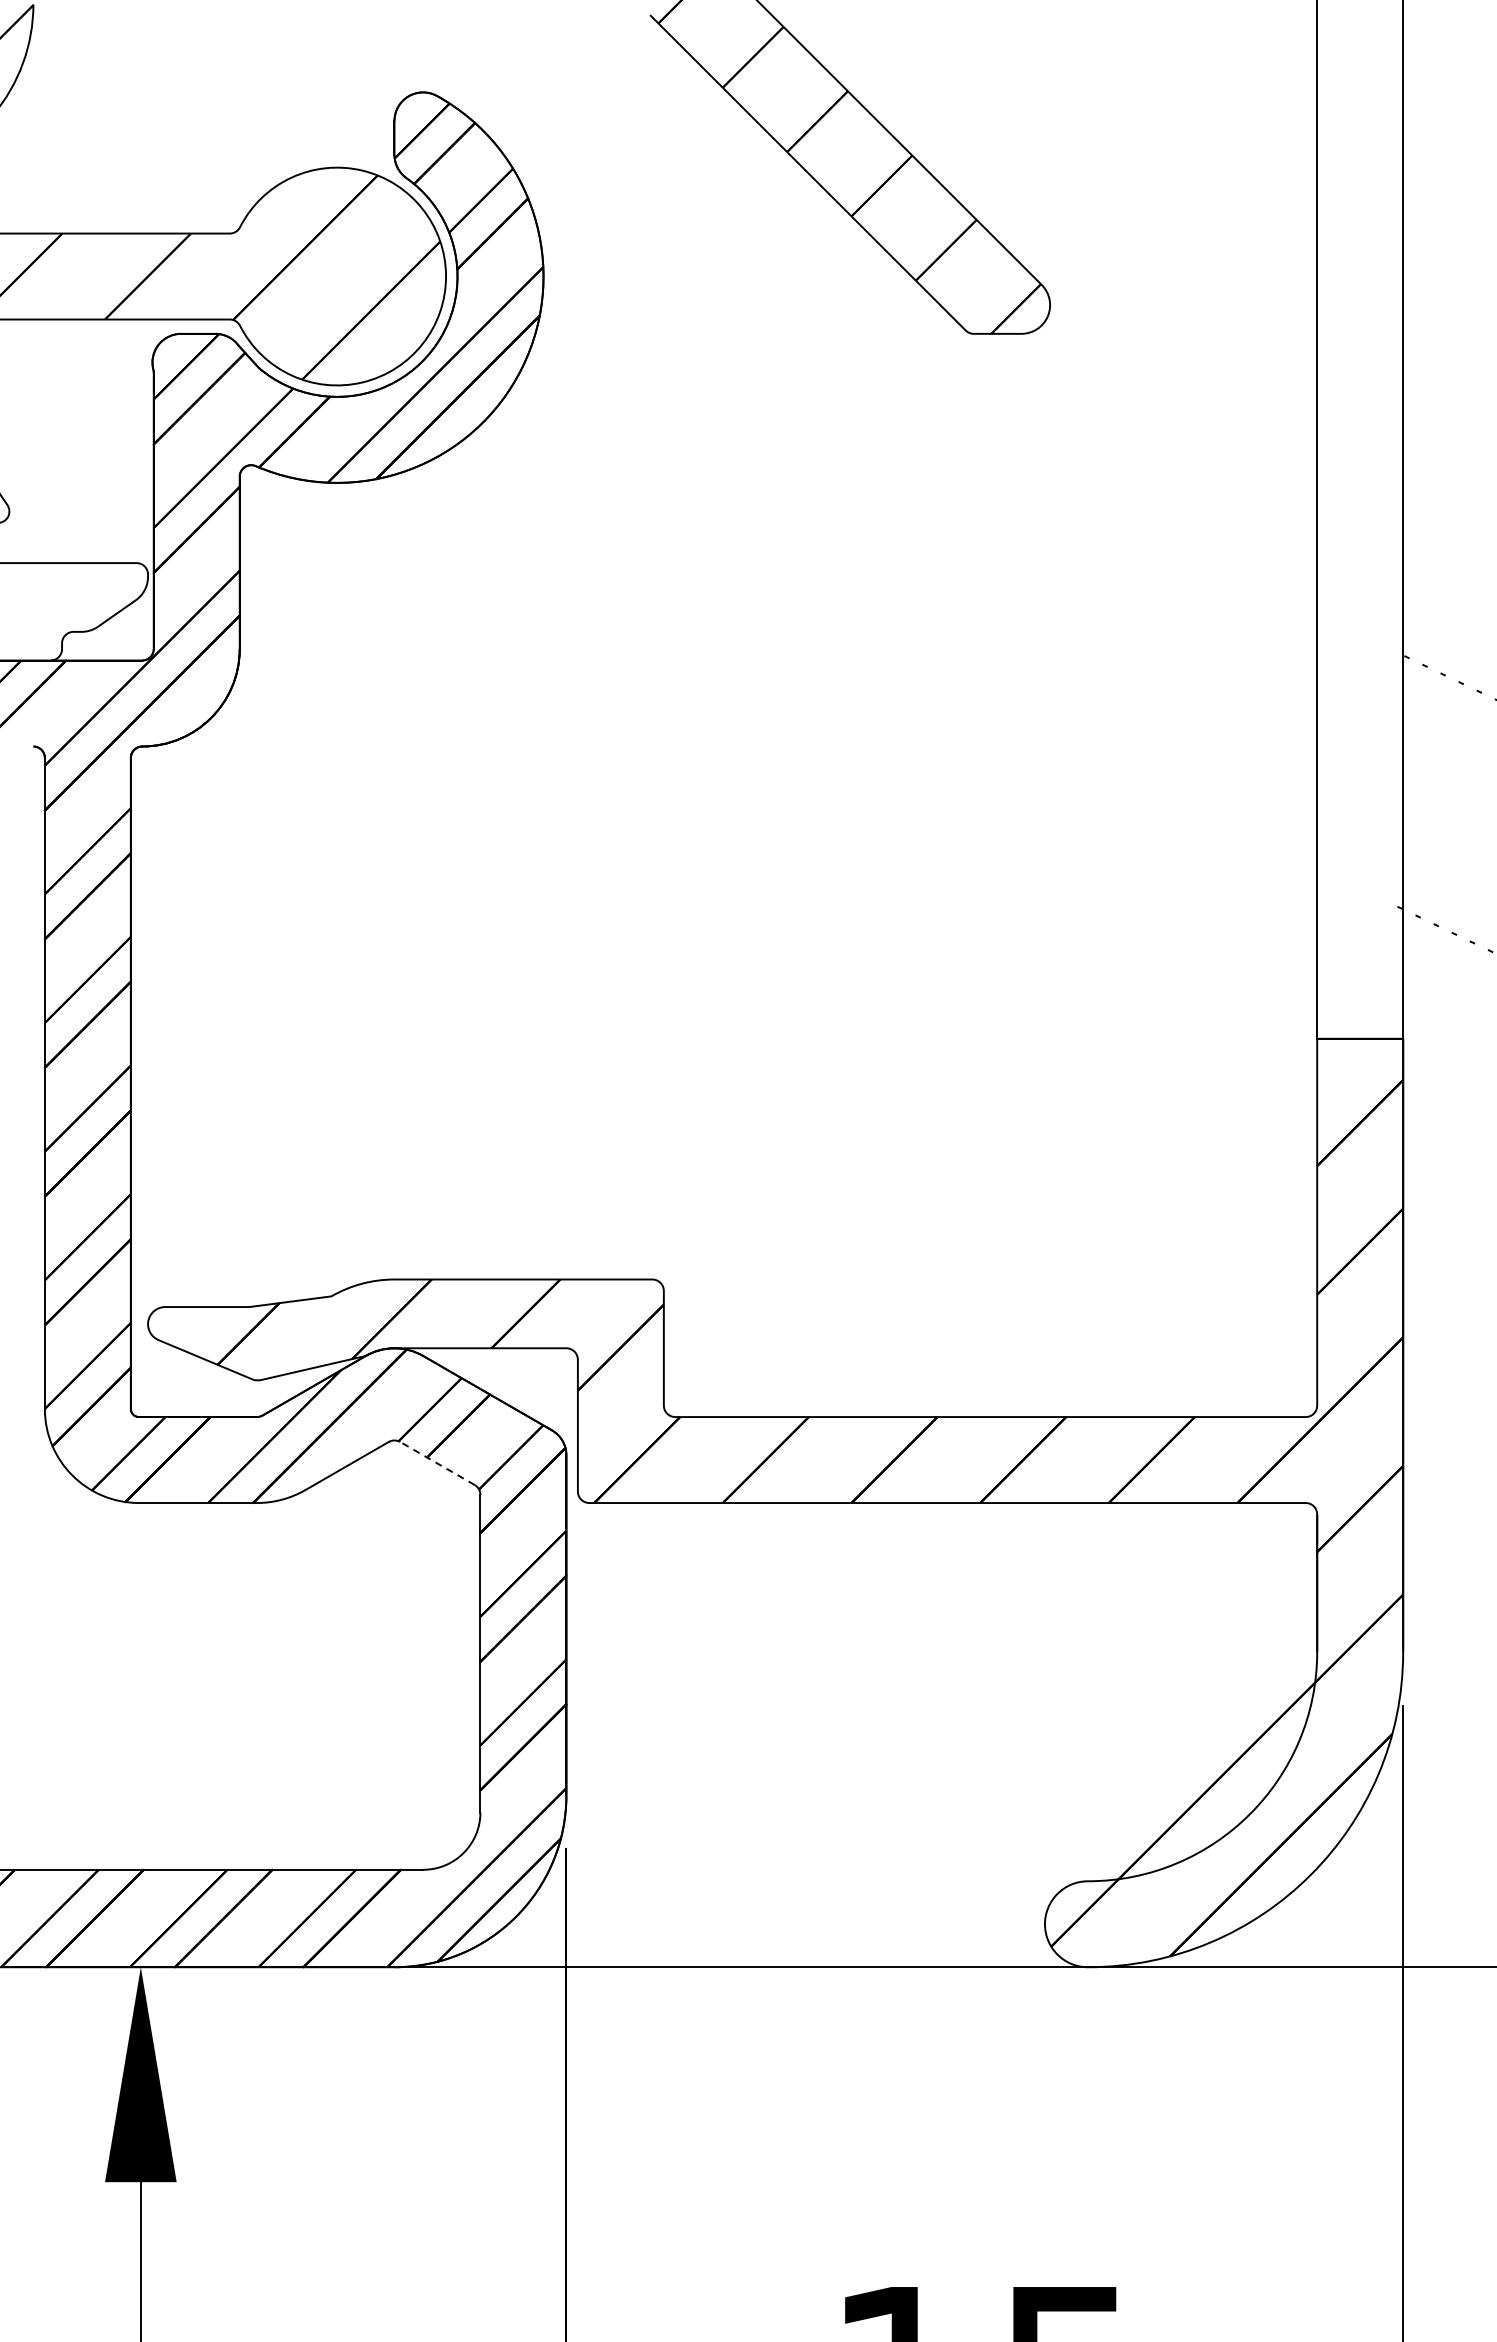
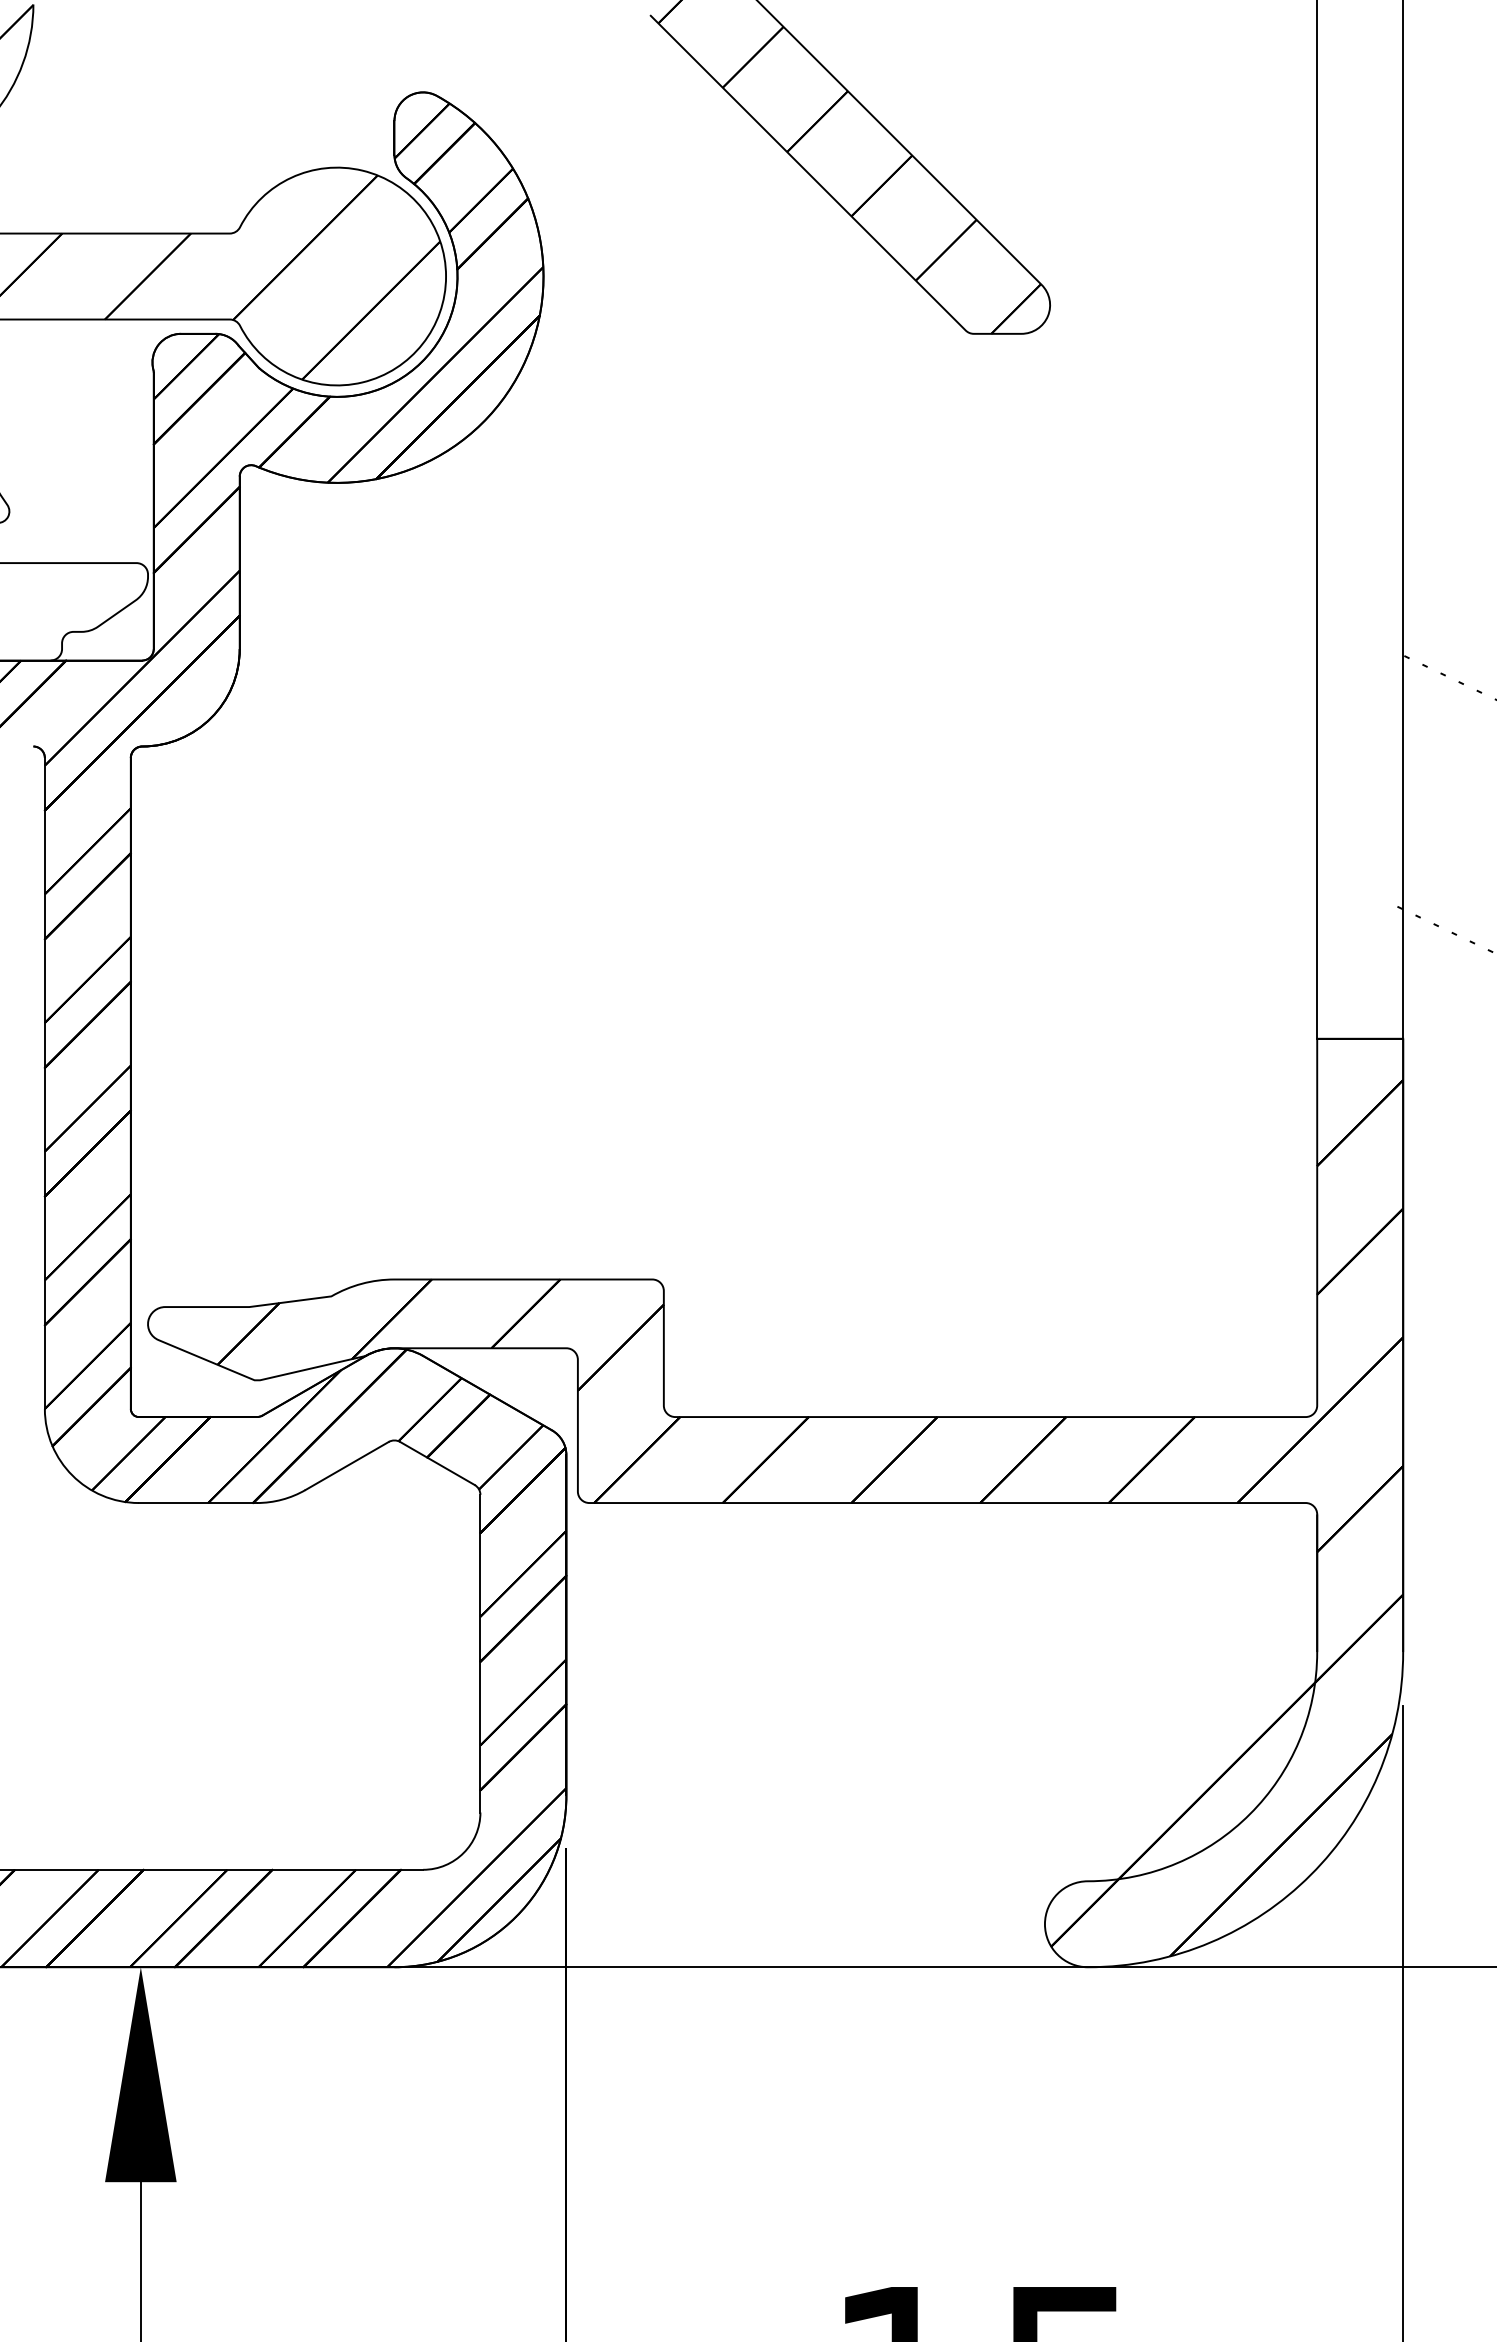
line: dashed -> solid (437, 1463)
